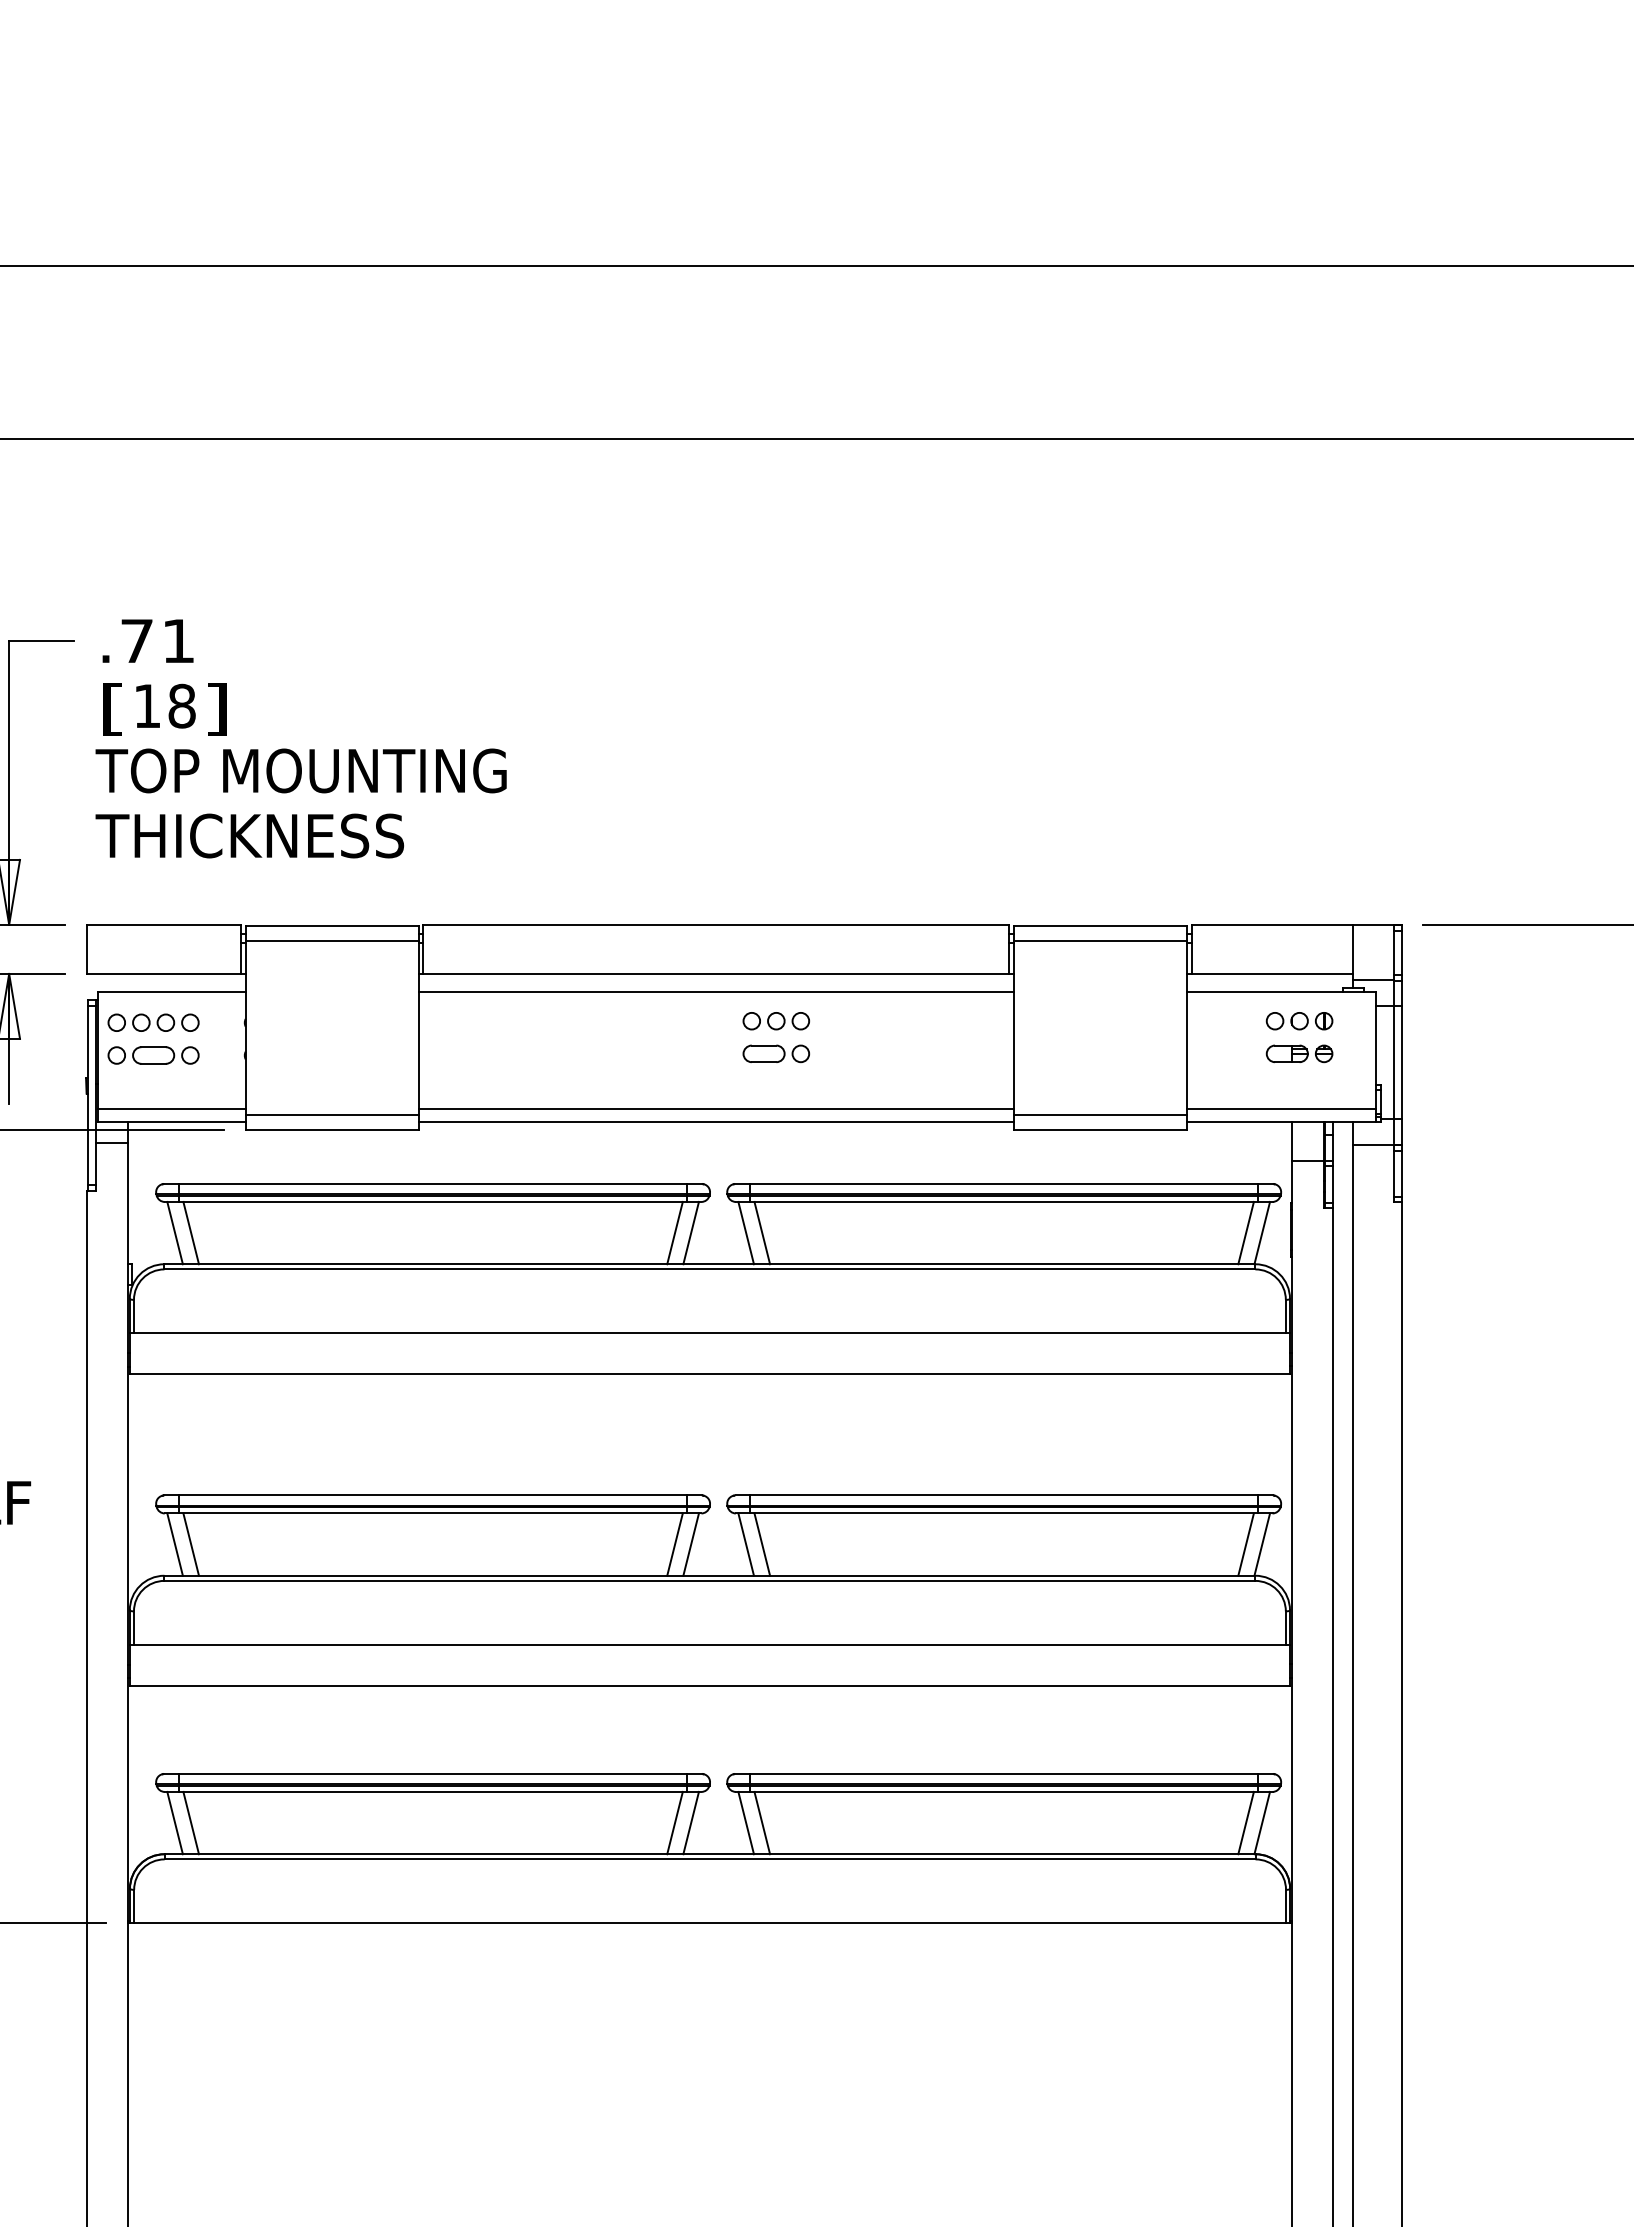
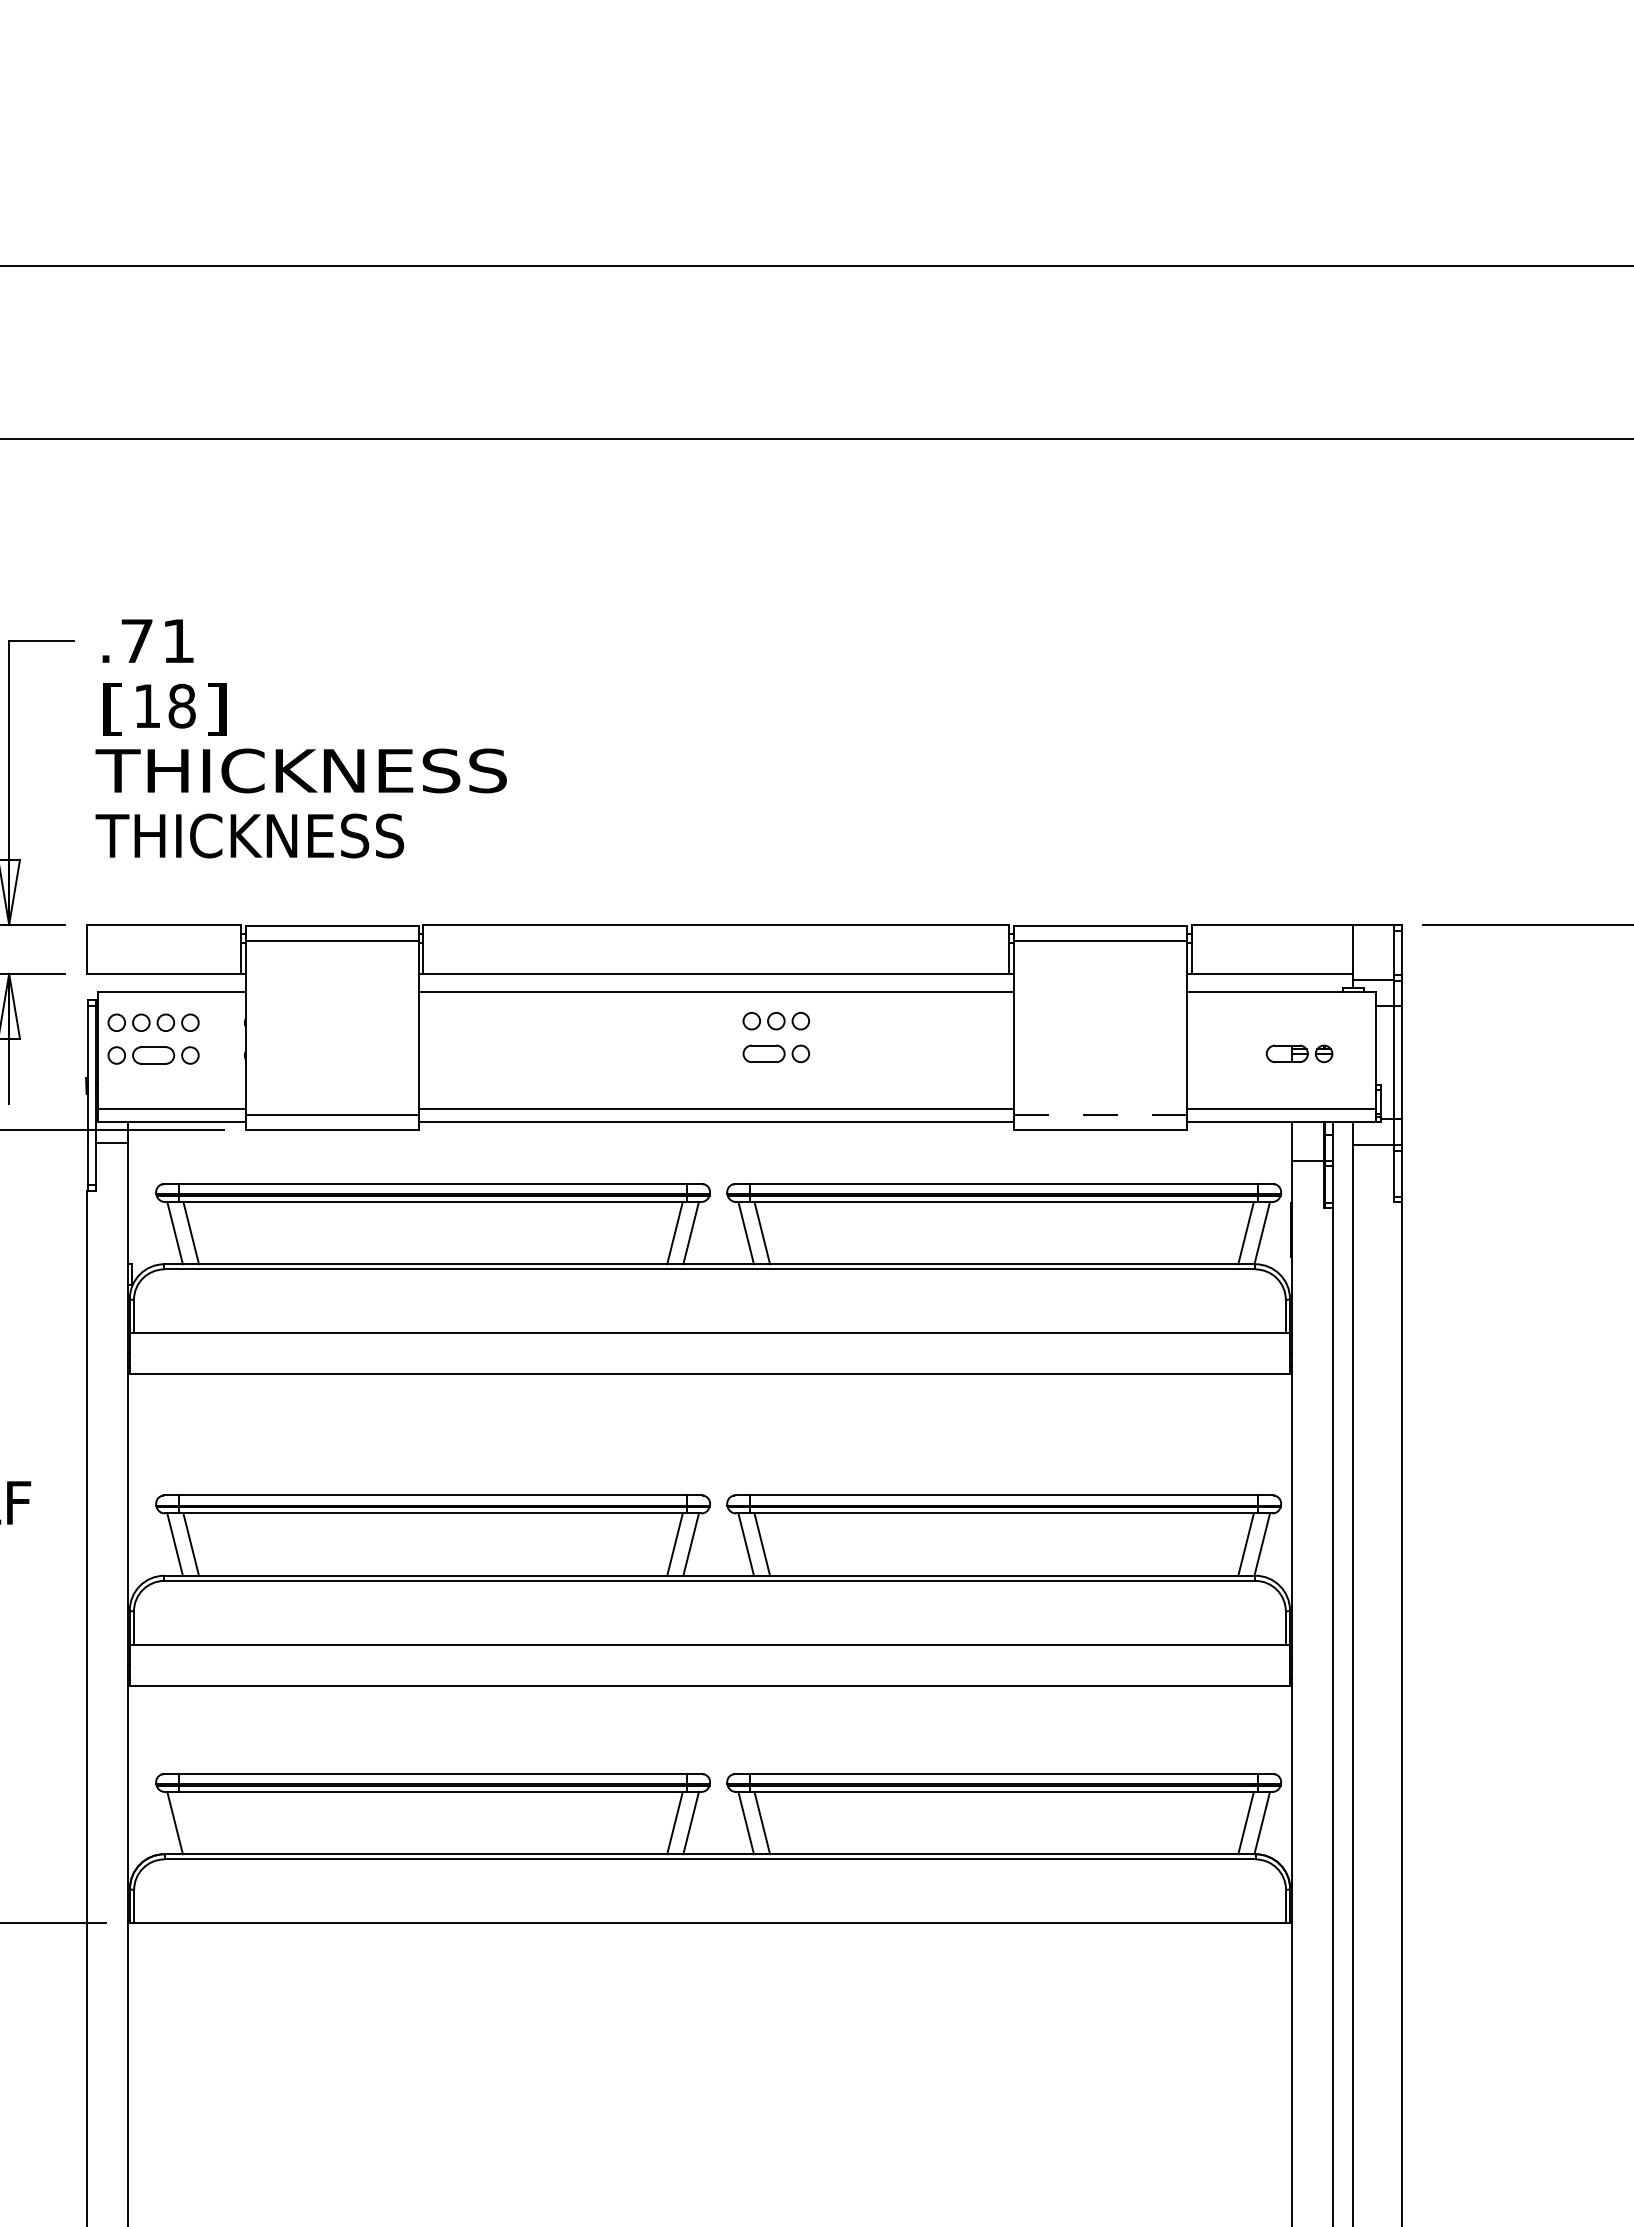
text: TOP MOUNTING -> THICKNESS (307, 770)
part: present -> none (1299, 1021)
line: solid -> dashed (1100, 1114)
line: present -> none (190, 1822)
